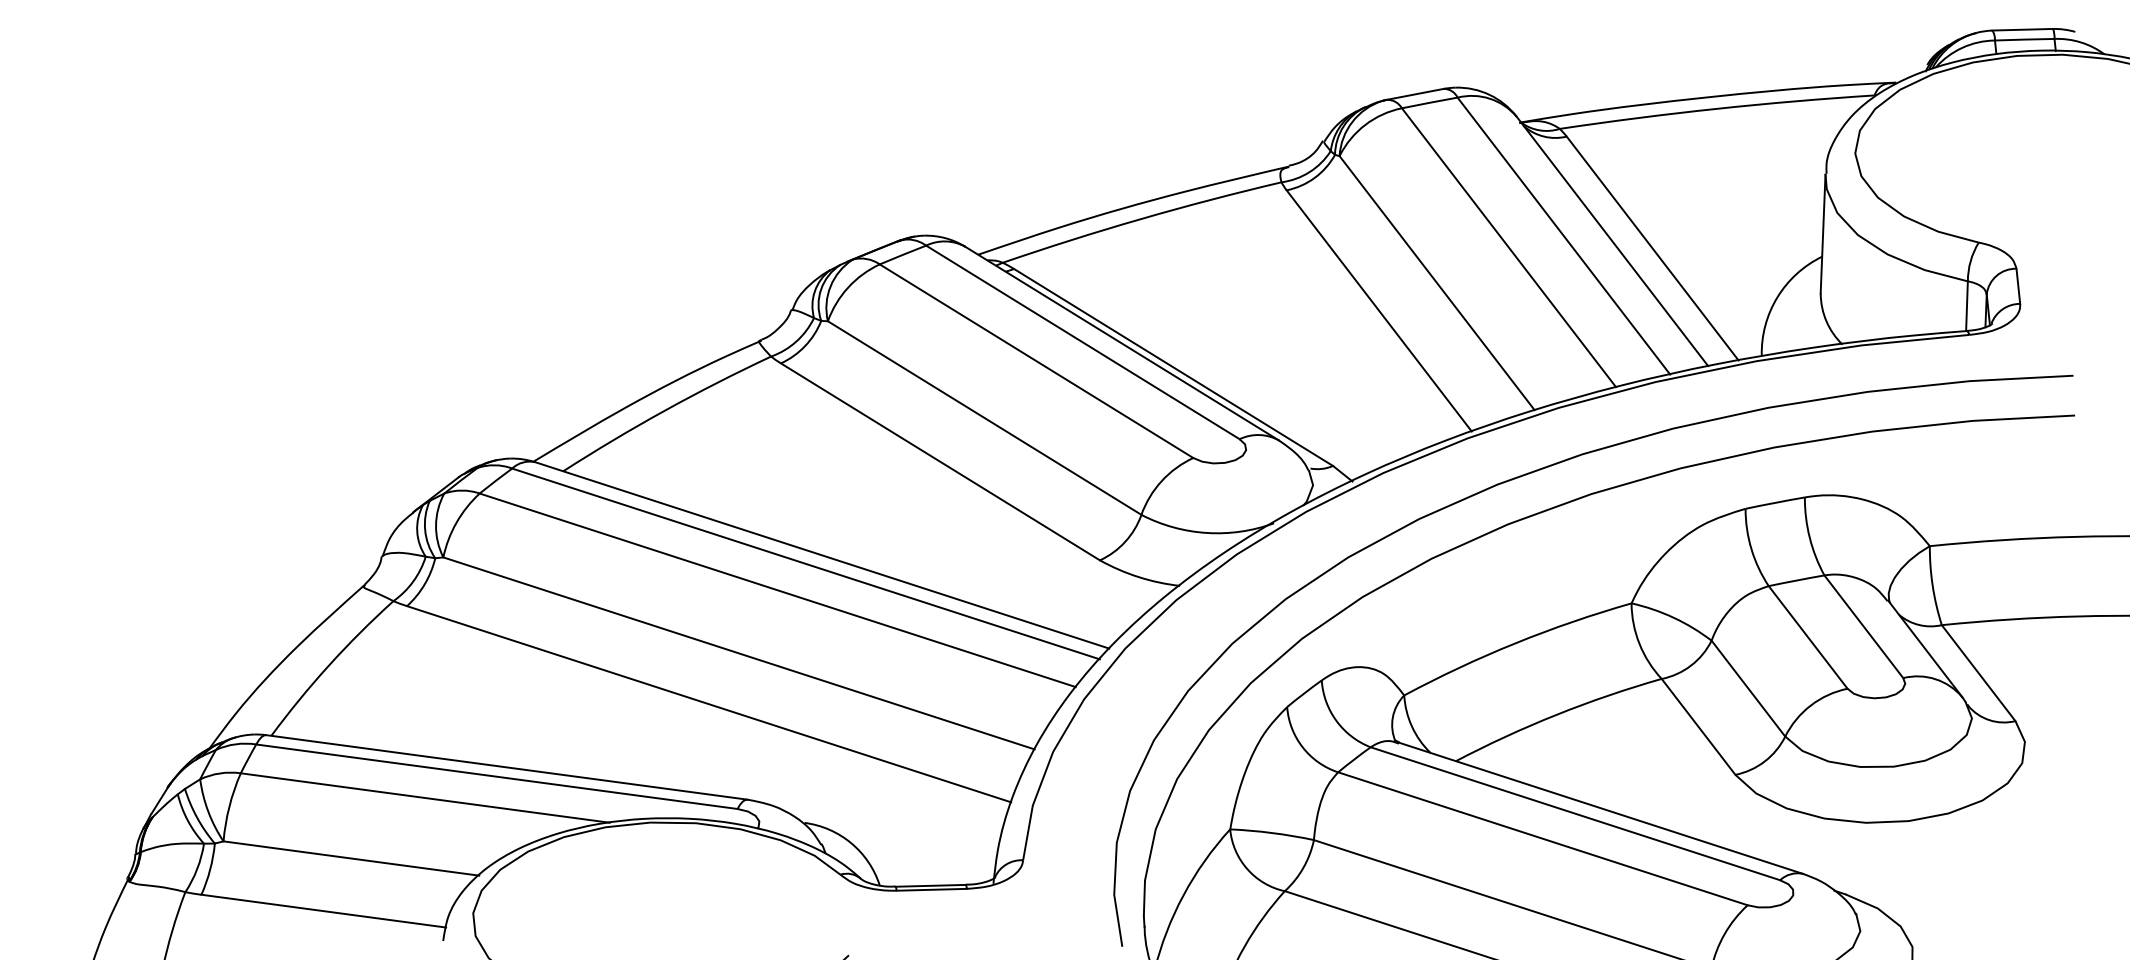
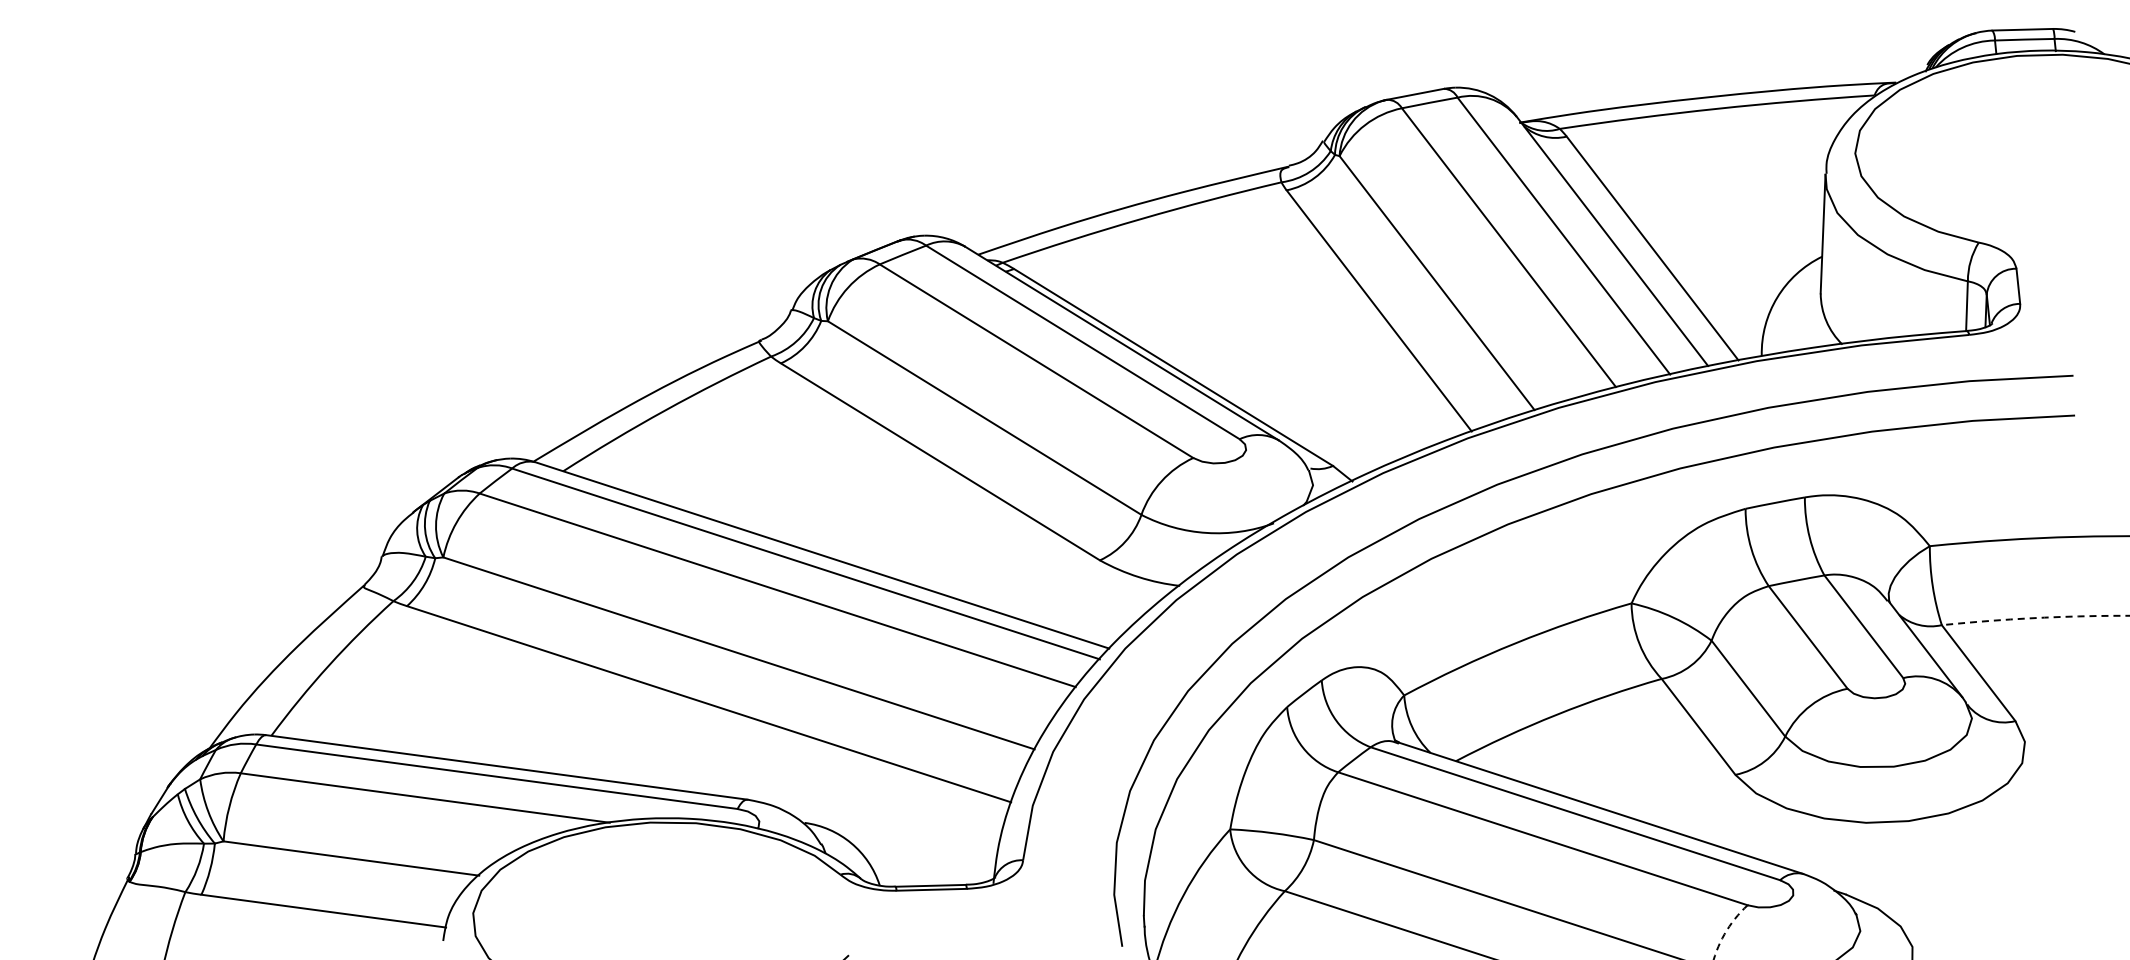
arc: solid -> dashed (2035, 618)
arc: solid -> dashed (1726, 930)
